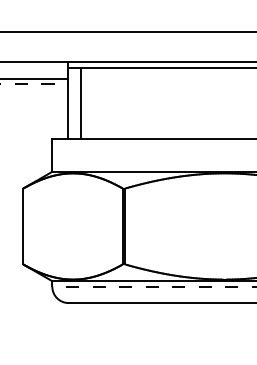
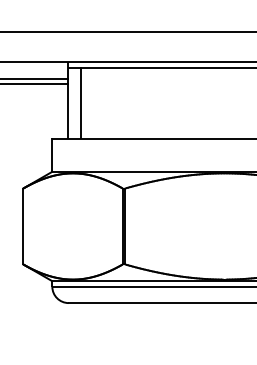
line: dashed -> solid (34, 84)
line: dashed -> solid (153, 286)
